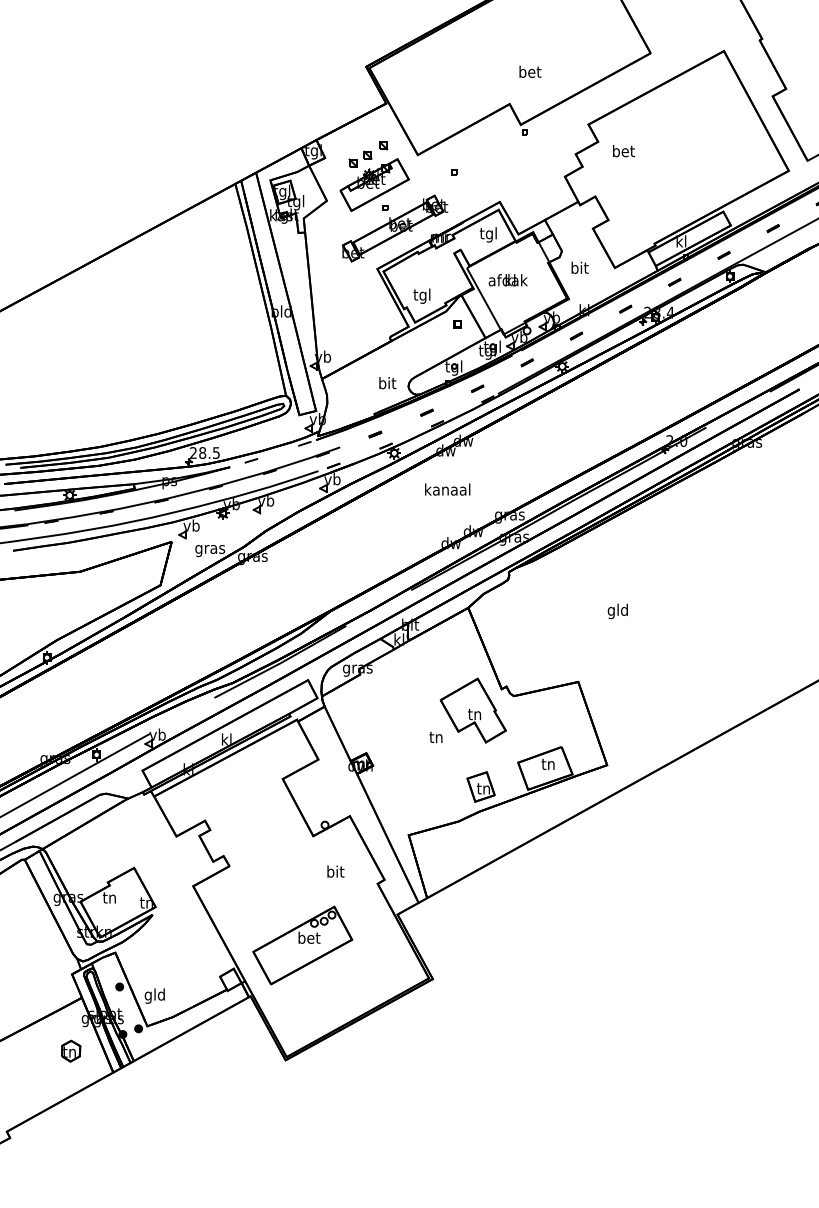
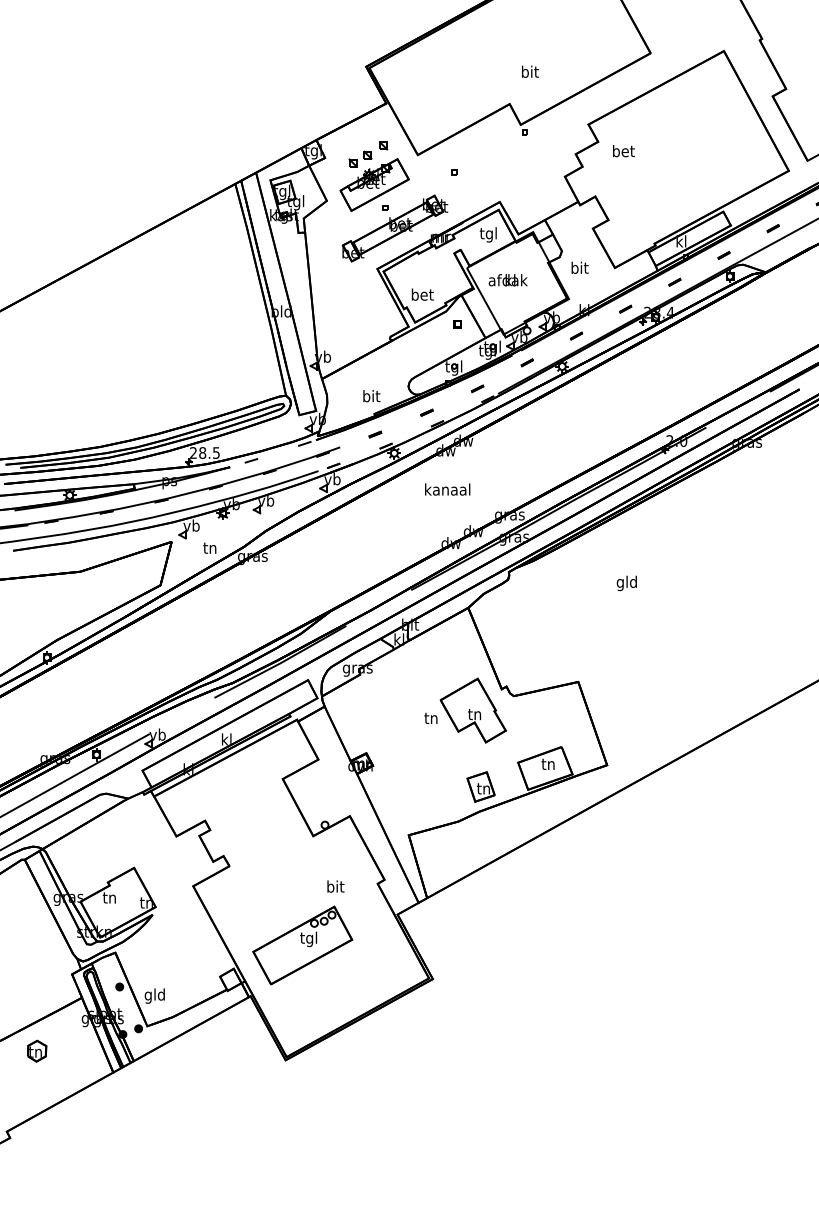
text: bet -> bit (530, 71)
text: tgl -> bet (422, 295)
text position: (387, 383) -> (371, 396) (371, 396)
text: gras -> tn (210, 549)
text position: (617, 611) -> (626, 583) (626, 583)
text position: (435, 736) -> (430, 717) (430, 717)
text position: (335, 871) -> (335, 886) (335, 886)
text: bet -> tgl (309, 939)
part position: (71, 1050) -> (37, 1050) (37, 1050)
